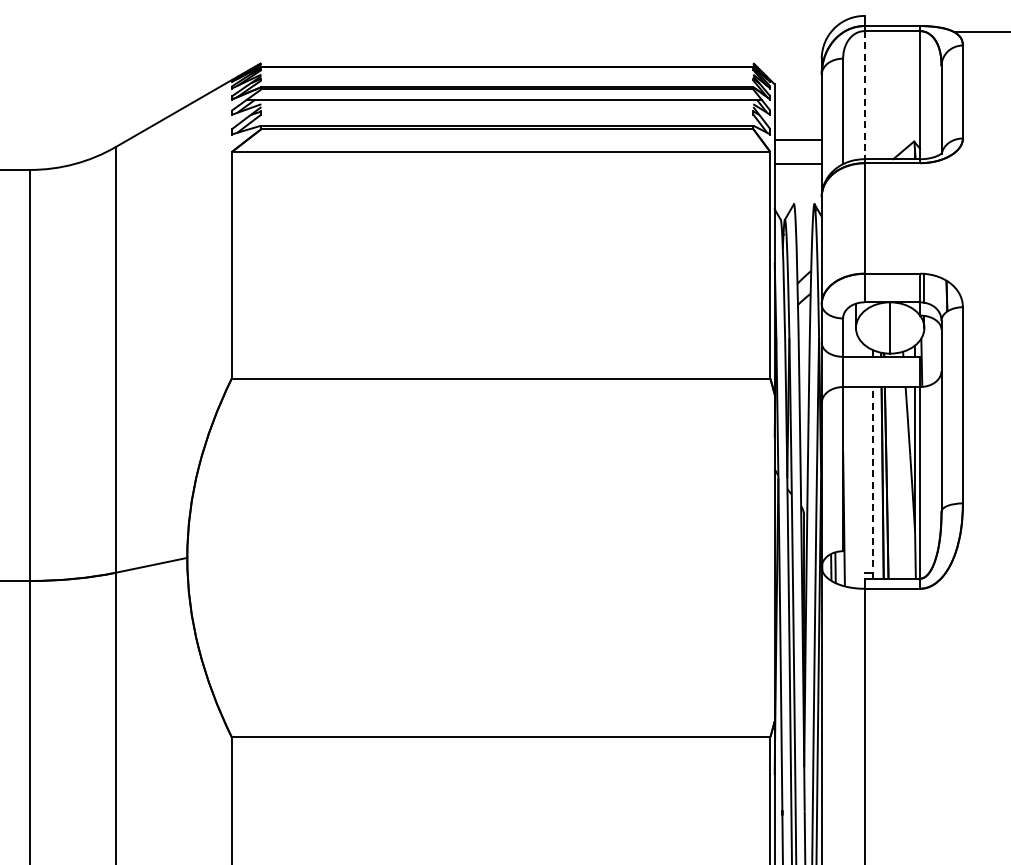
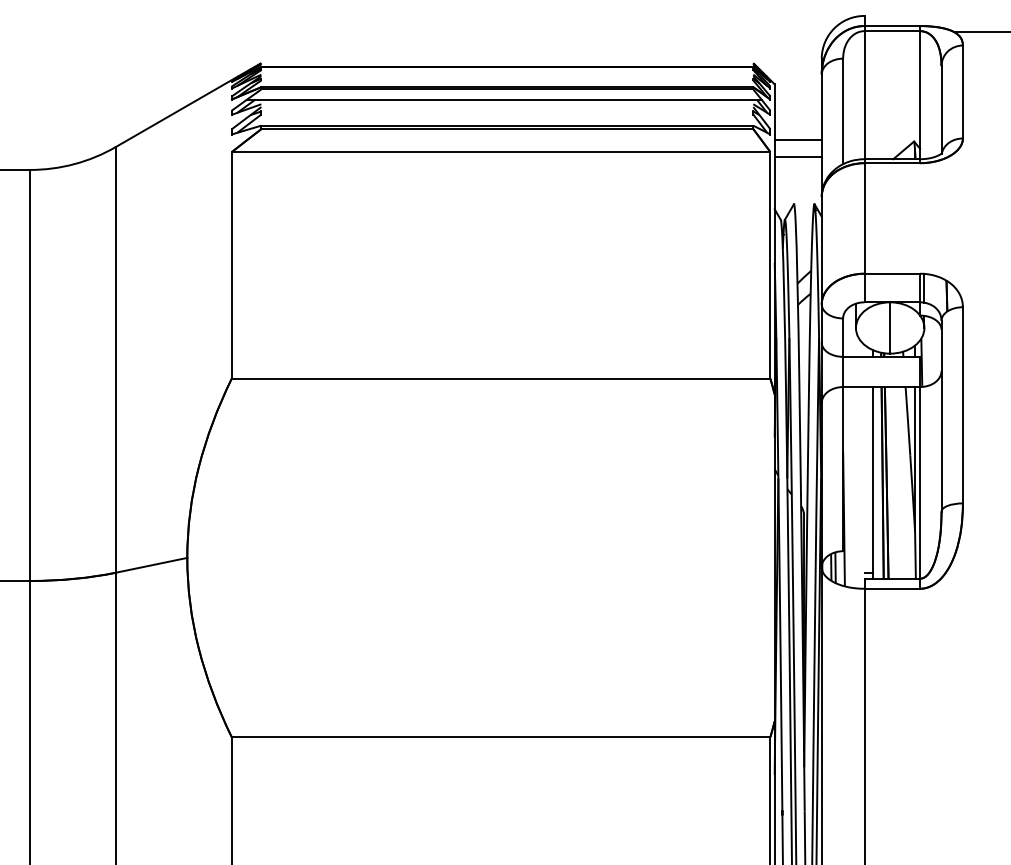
line: dashed -> solid (864, 95)
line position: (797, 164) -> (797, 157) (797, 157)
line: dashed -> solid (873, 482)
